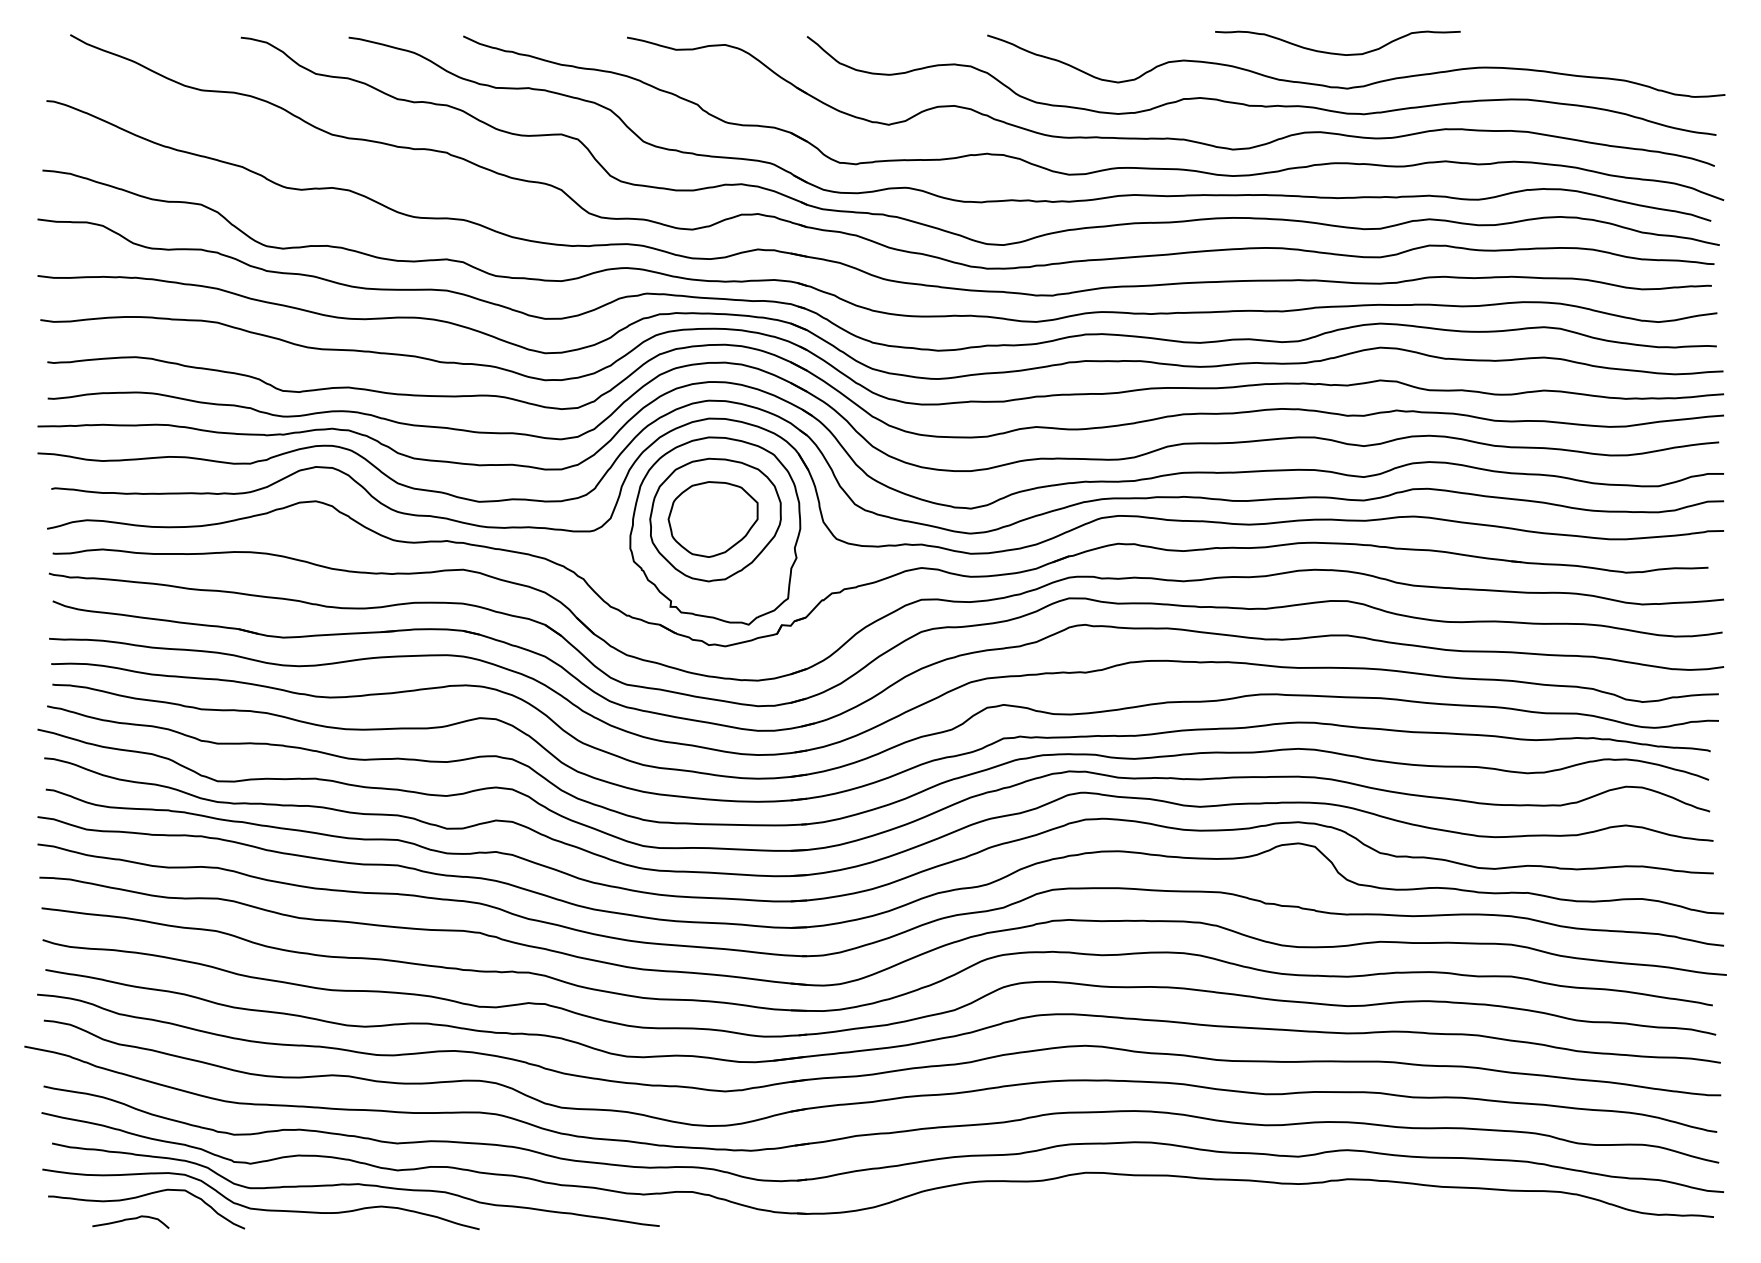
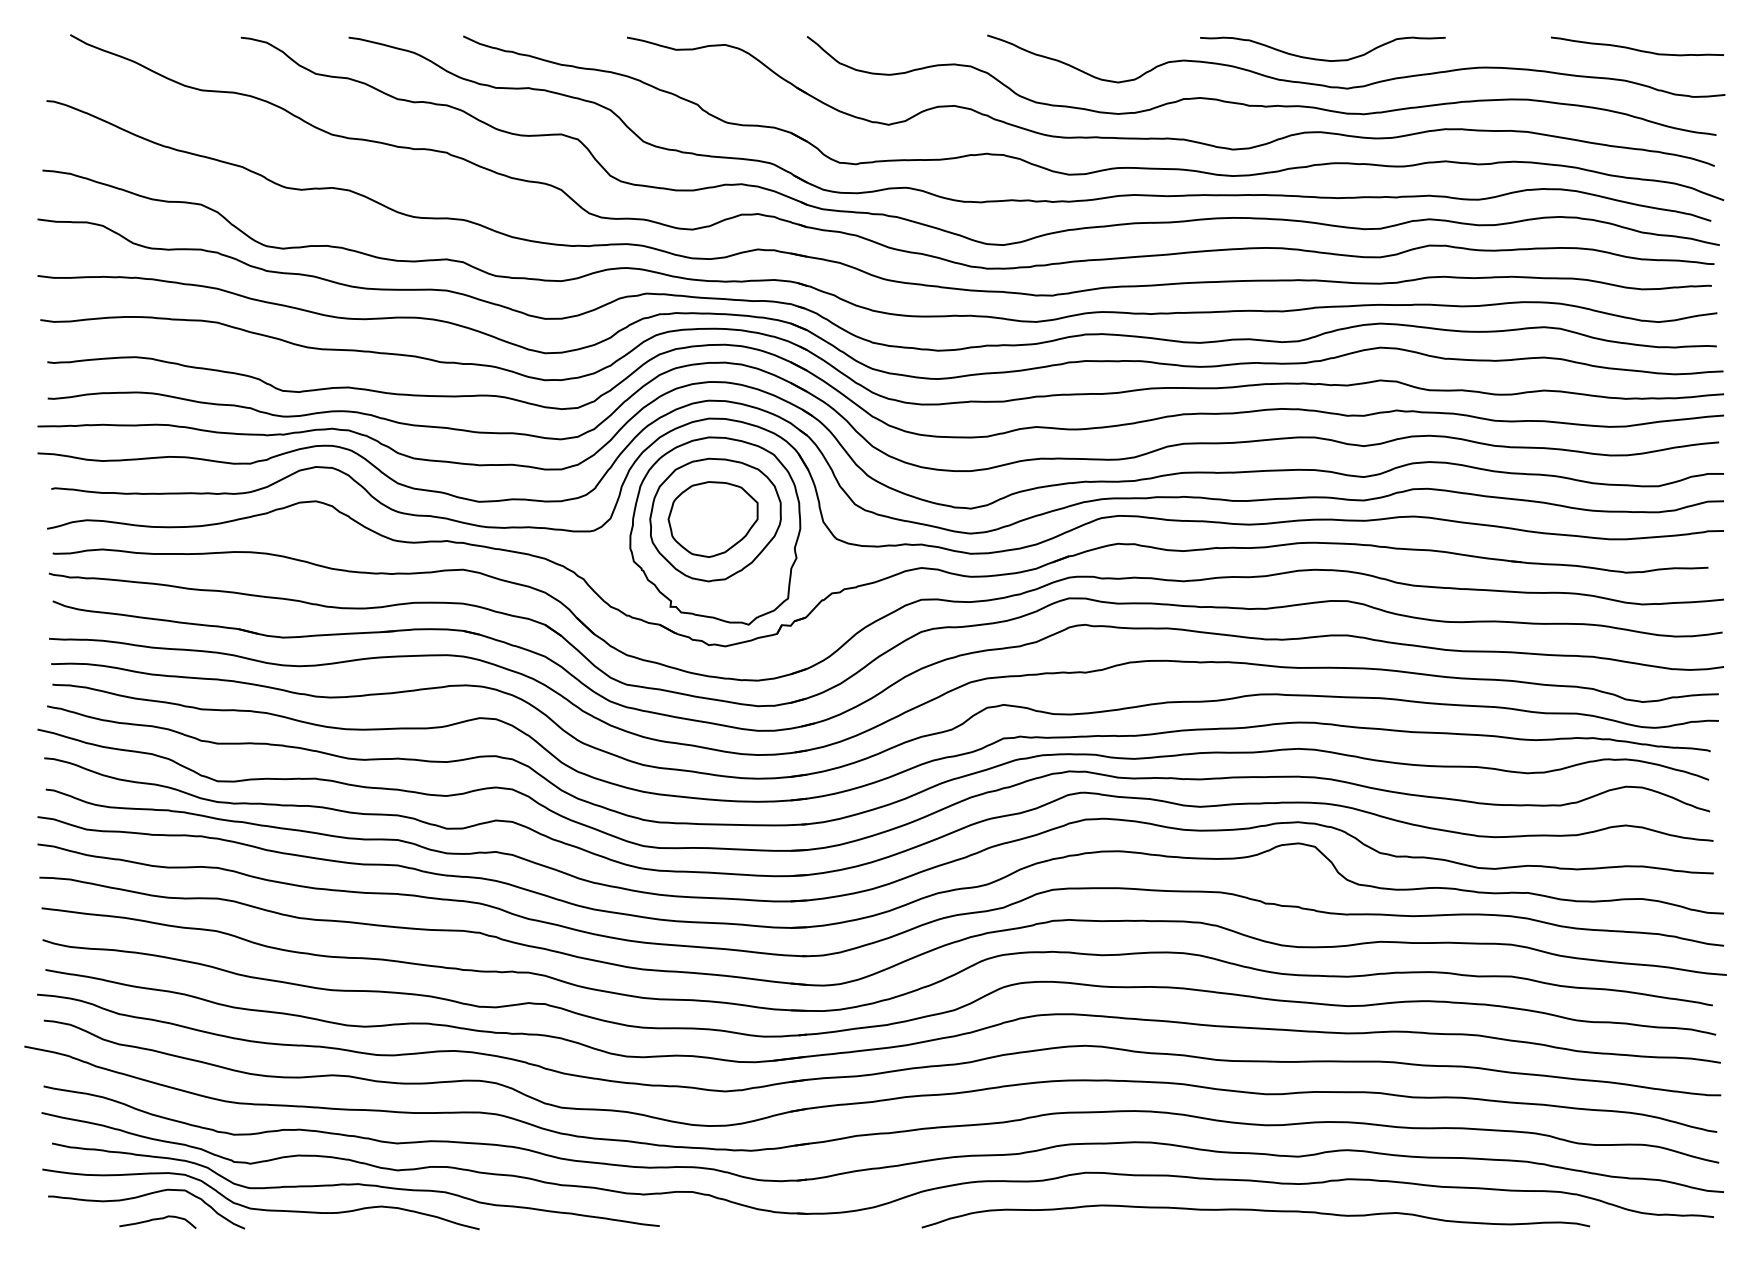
curve: none -> present (1635, 48)
curve position: (1334, 52) -> (1319, 58) (1319, 58)
curve: none -> present (1257, 1211)
curve position: (129, 1220) -> (156, 1220) (156, 1220)
